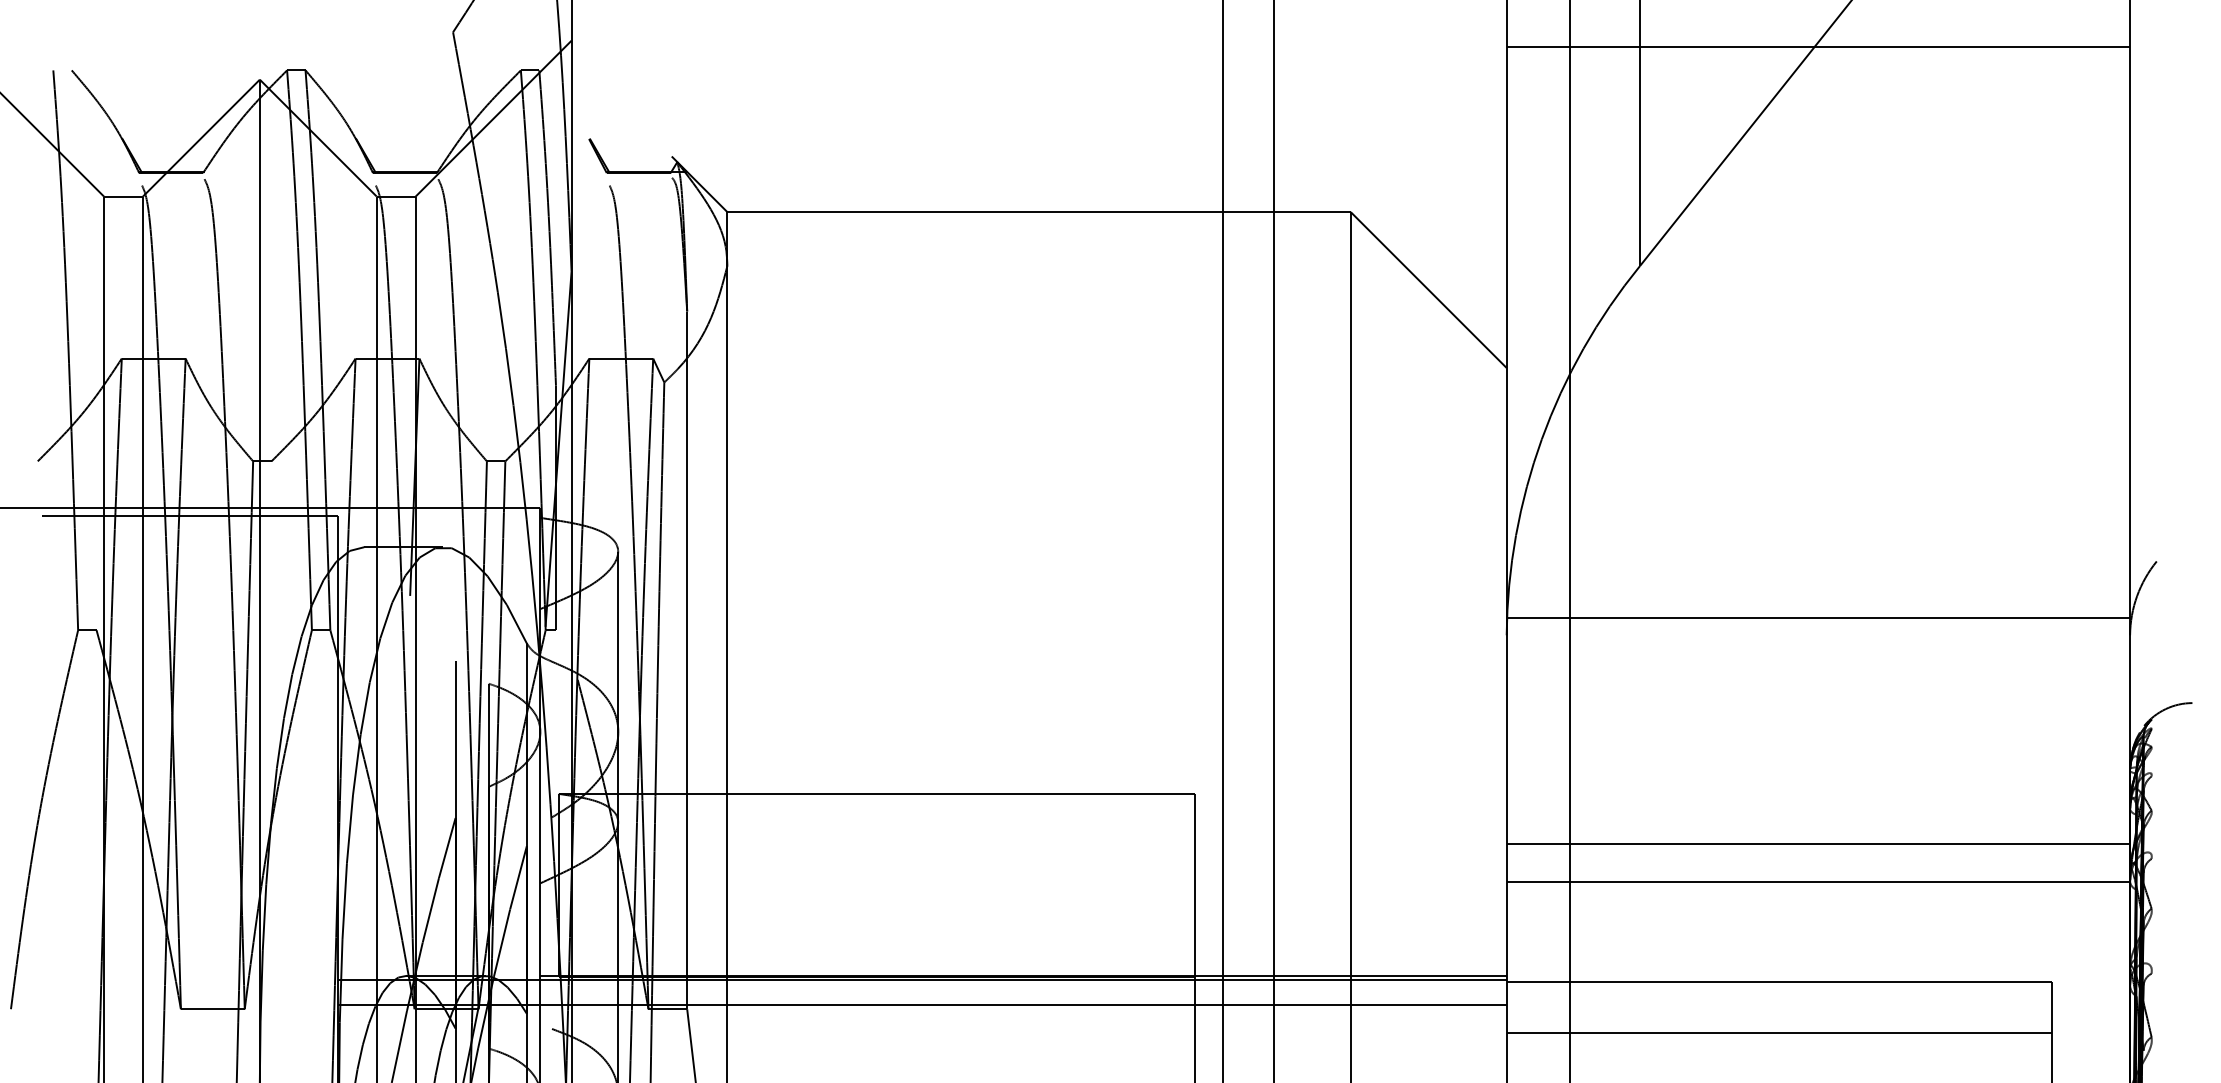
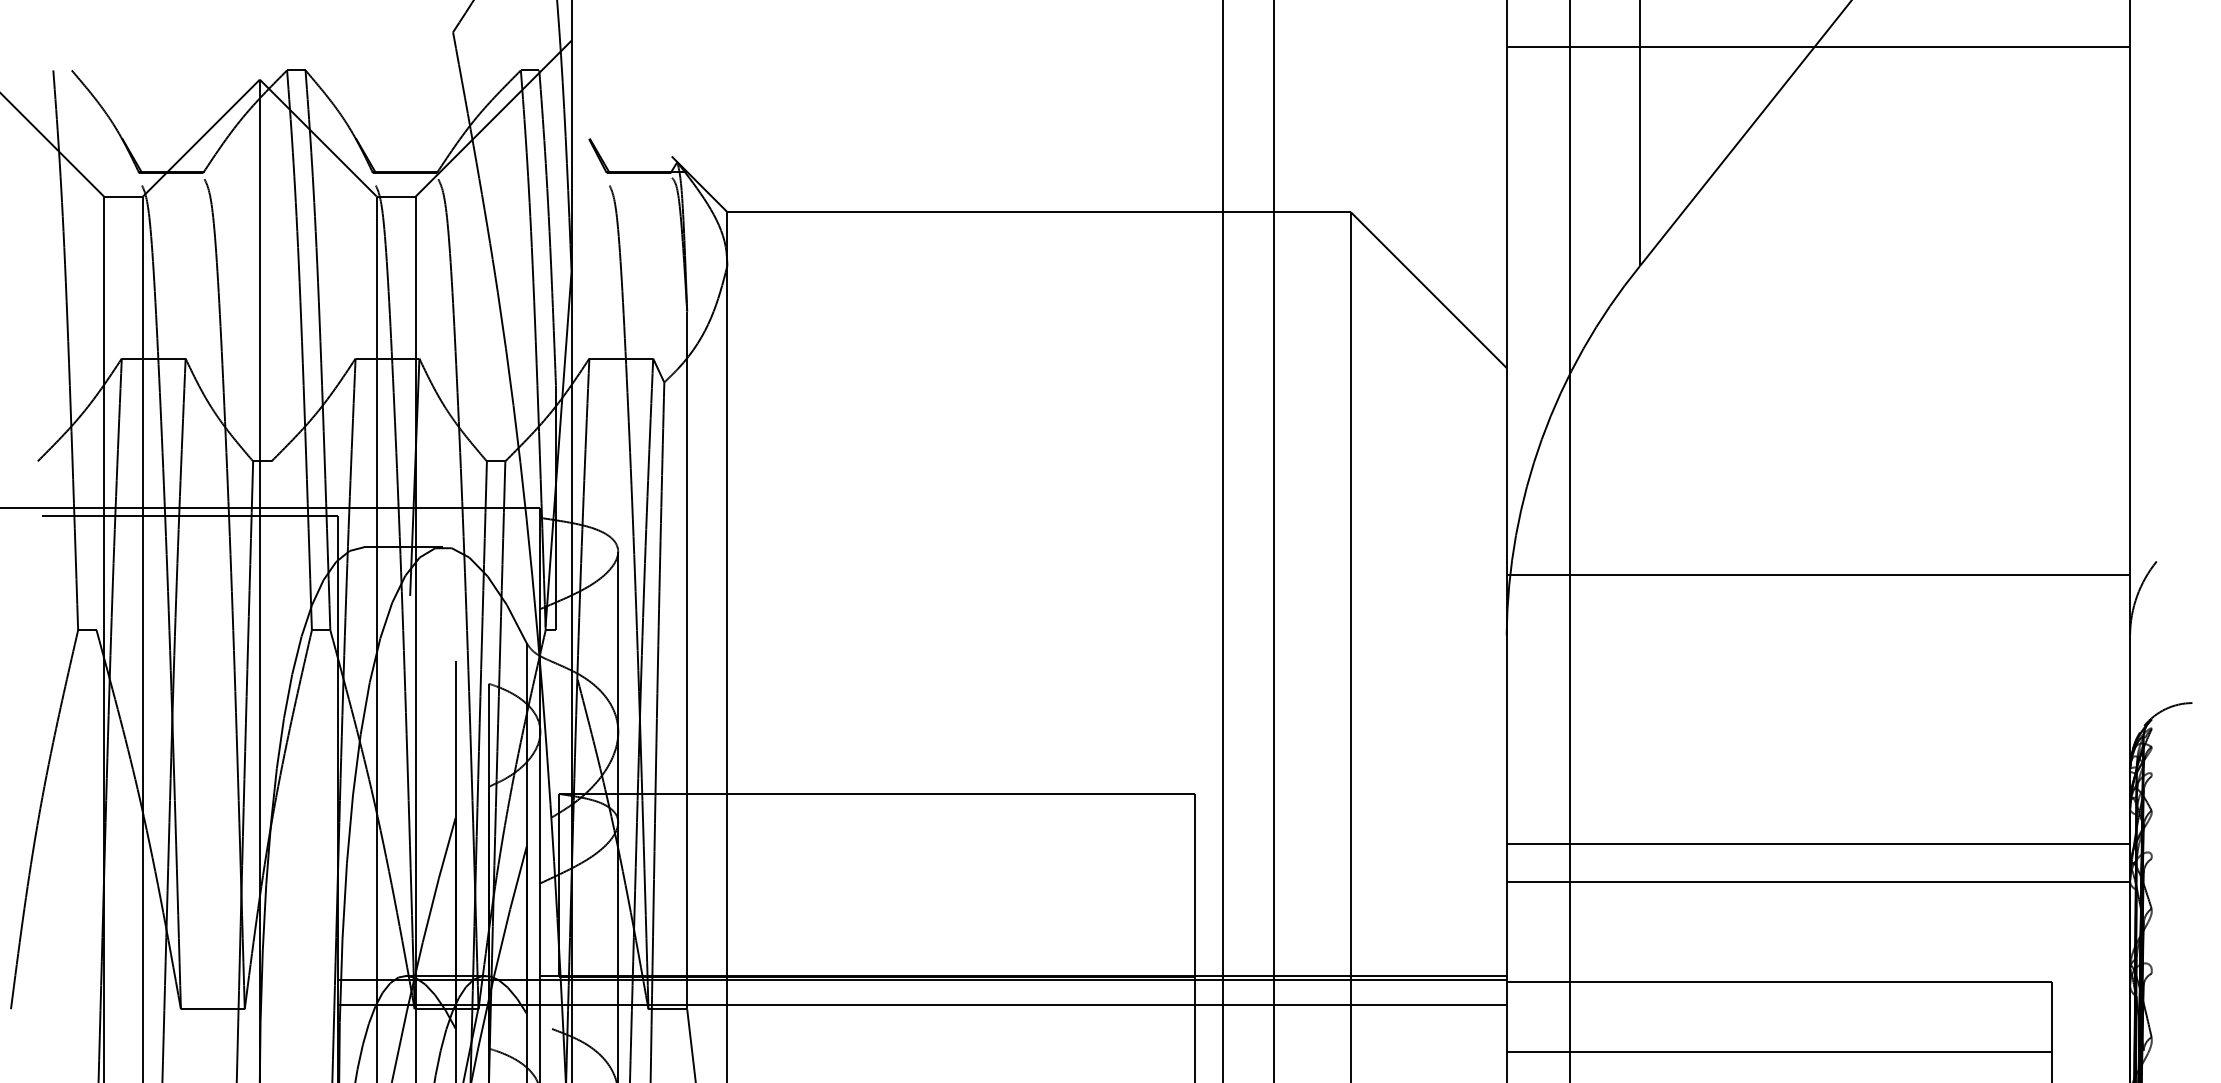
line position: (1818, 617) -> (1818, 574) (1818, 574)
line position: (1779, 1033) -> (1779, 1052) (1779, 1052)
